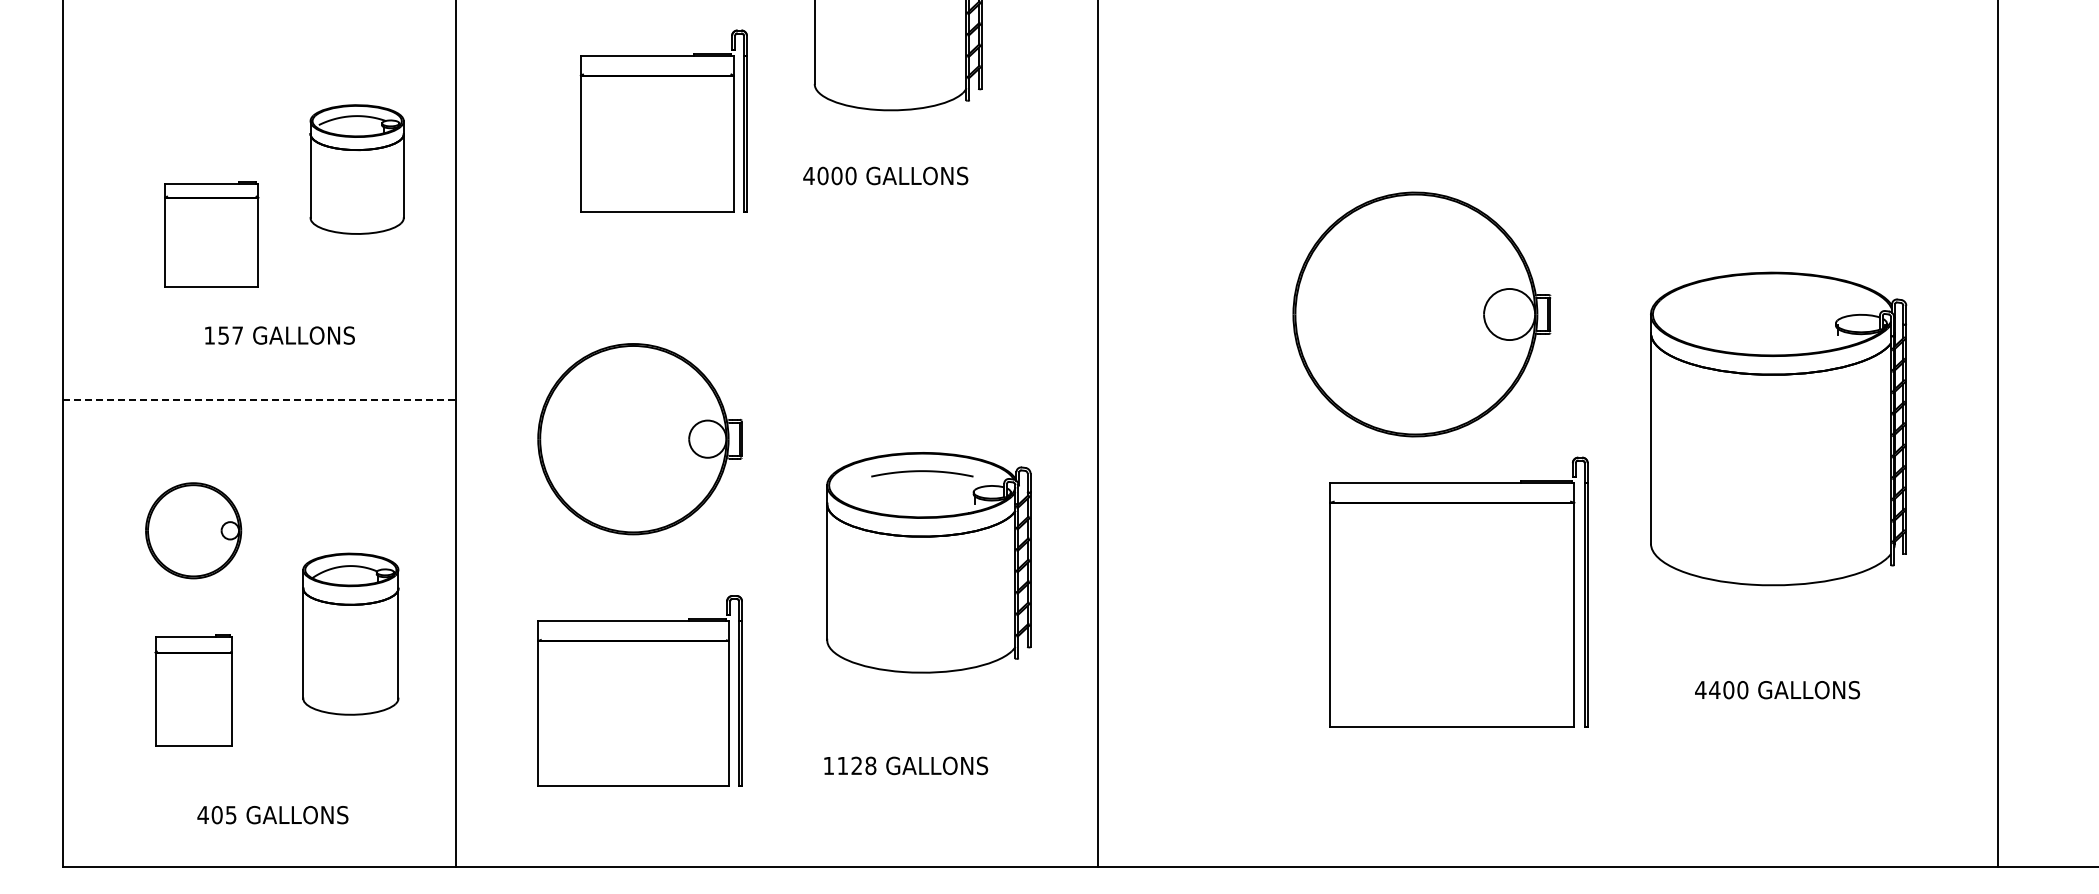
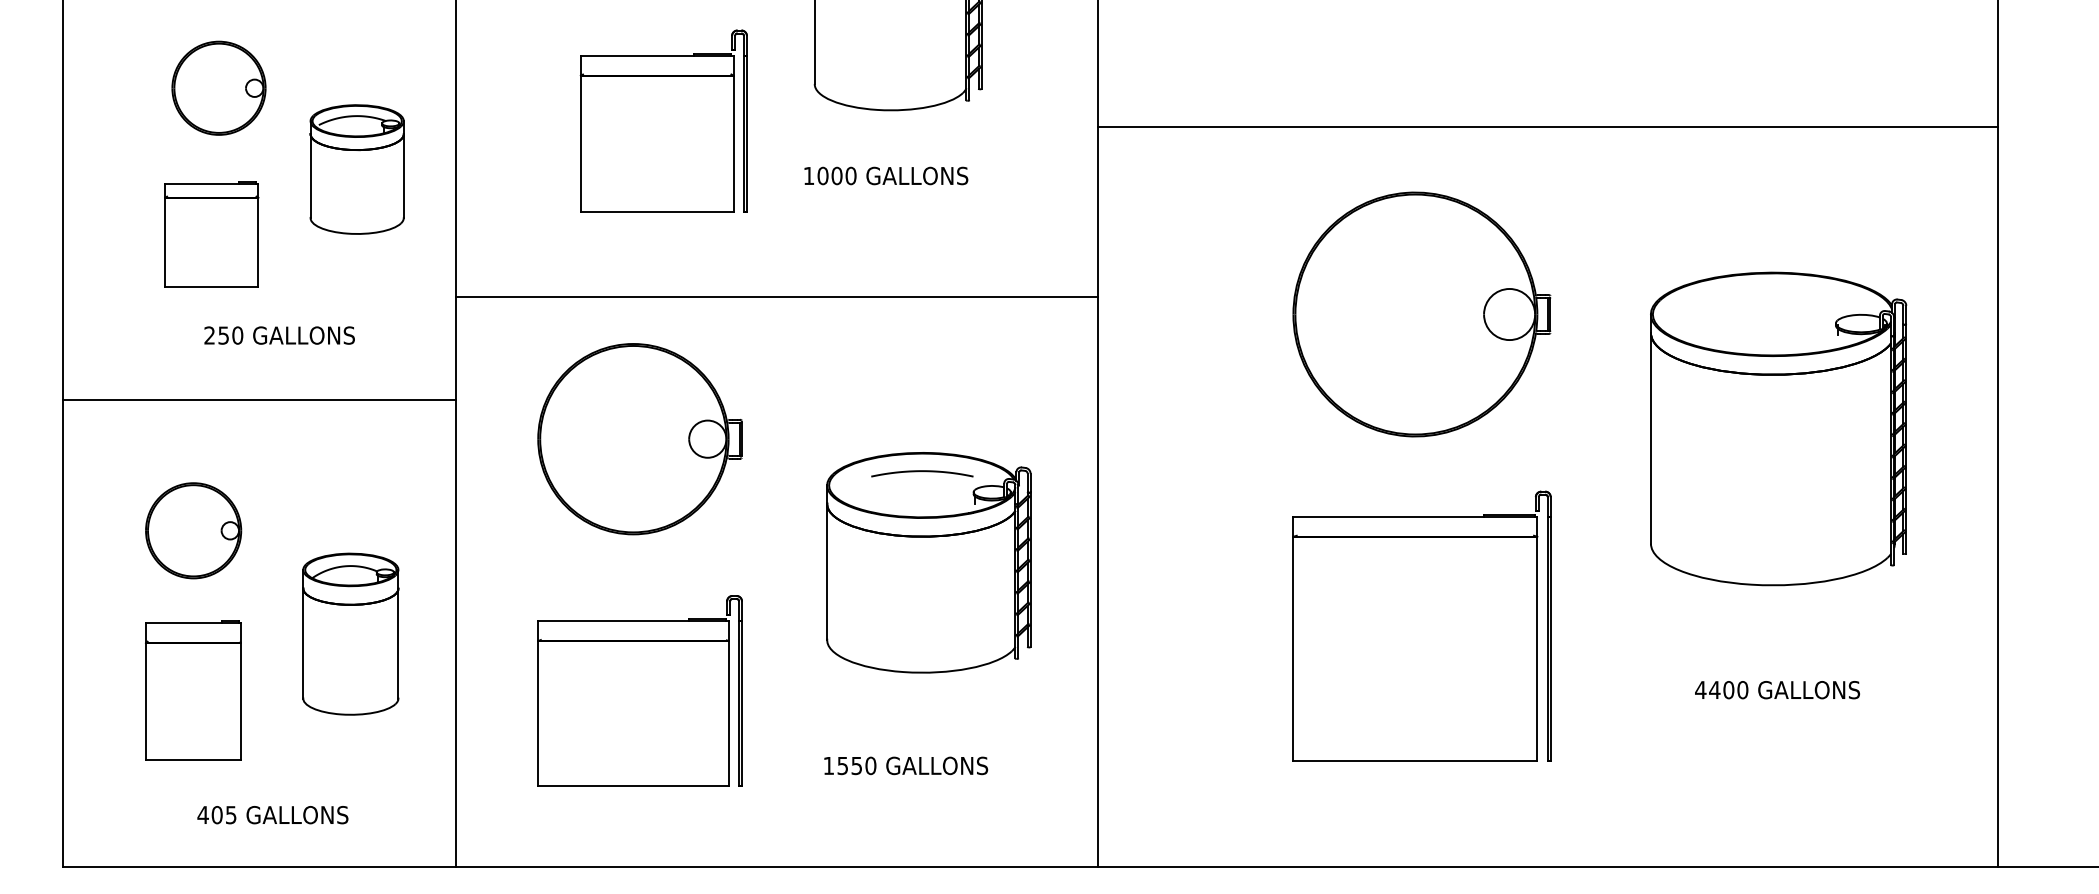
part: none -> present (218, 87)
line: none -> present (1548, 126)
text: 4000 -> 1000 (808, 175)
line: none -> present (777, 296)
text: 157 -> 250 (223, 335)
line: dashed -> solid (259, 399)
part position: (1458, 591) -> (1421, 625) (1421, 625)
part size: 79x113 px -> 97x141 px (193, 690)
text: 1128 -> 1550 (856, 765)
